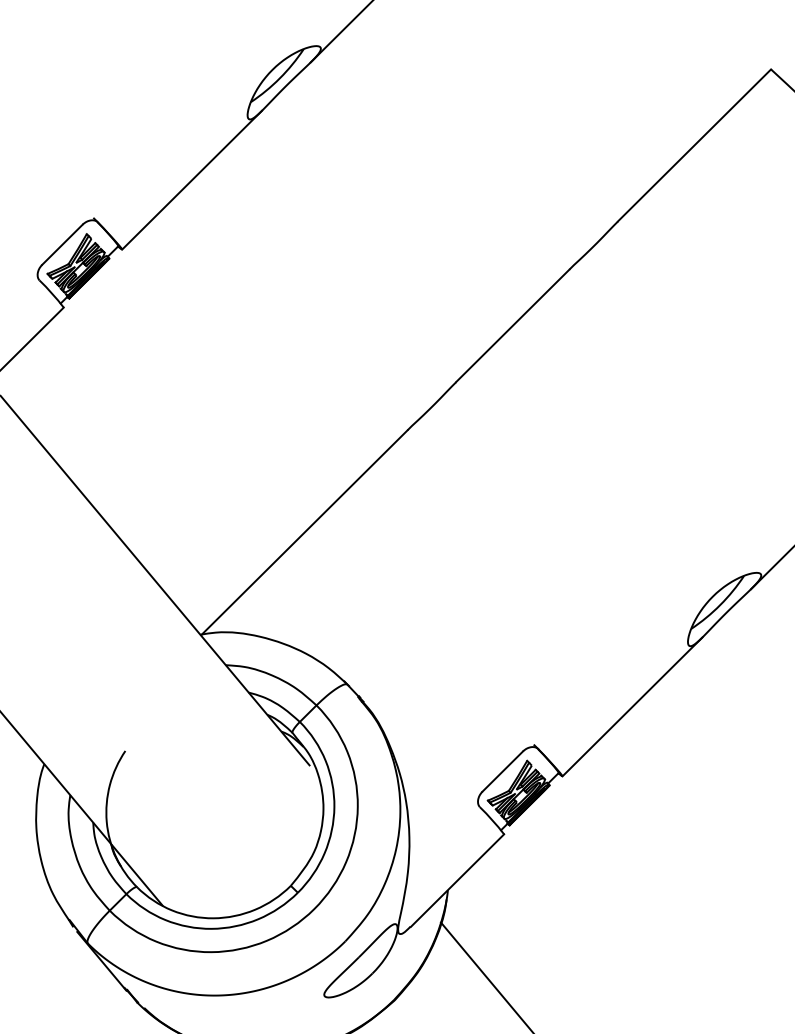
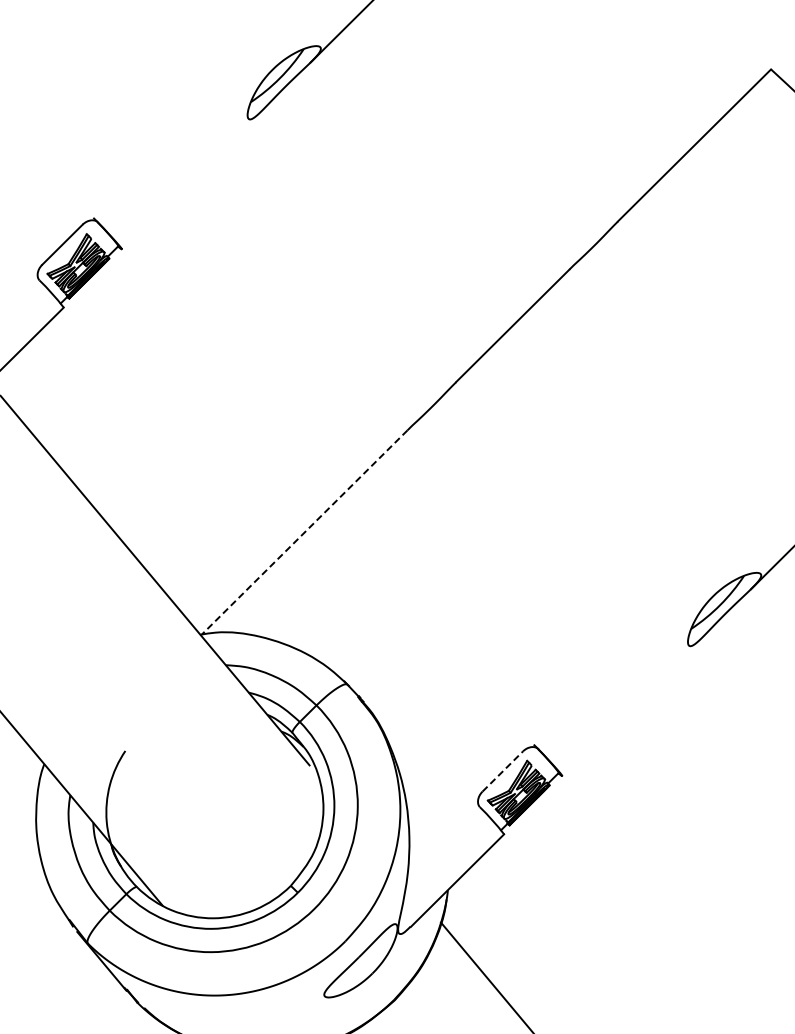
line: present -> none (192, 179)
line: solid -> dashed (304, 532)
line: present -> none (632, 706)
line: solid -> dashed (503, 771)
